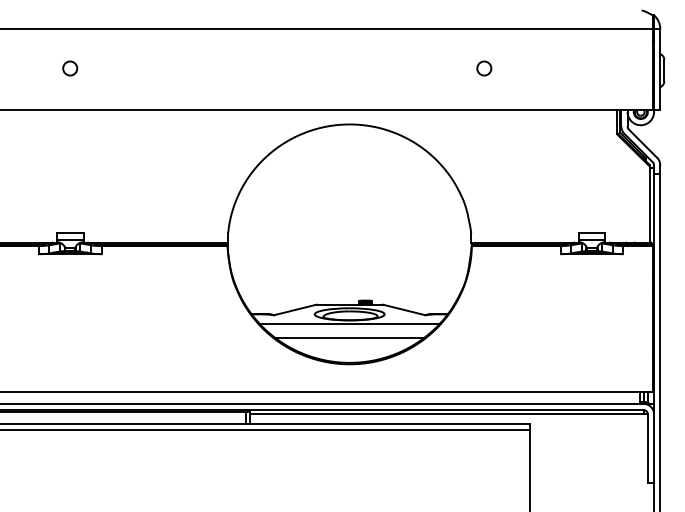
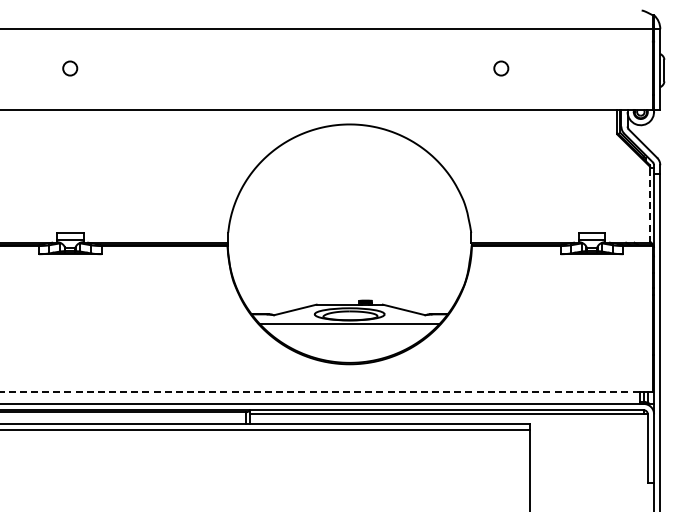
circle position: (484, 68) -> (501, 68) (501, 68)
line: solid -> dashed (649, 204)
line: present -> none (349, 338)
line: solid -> dashed (319, 391)
